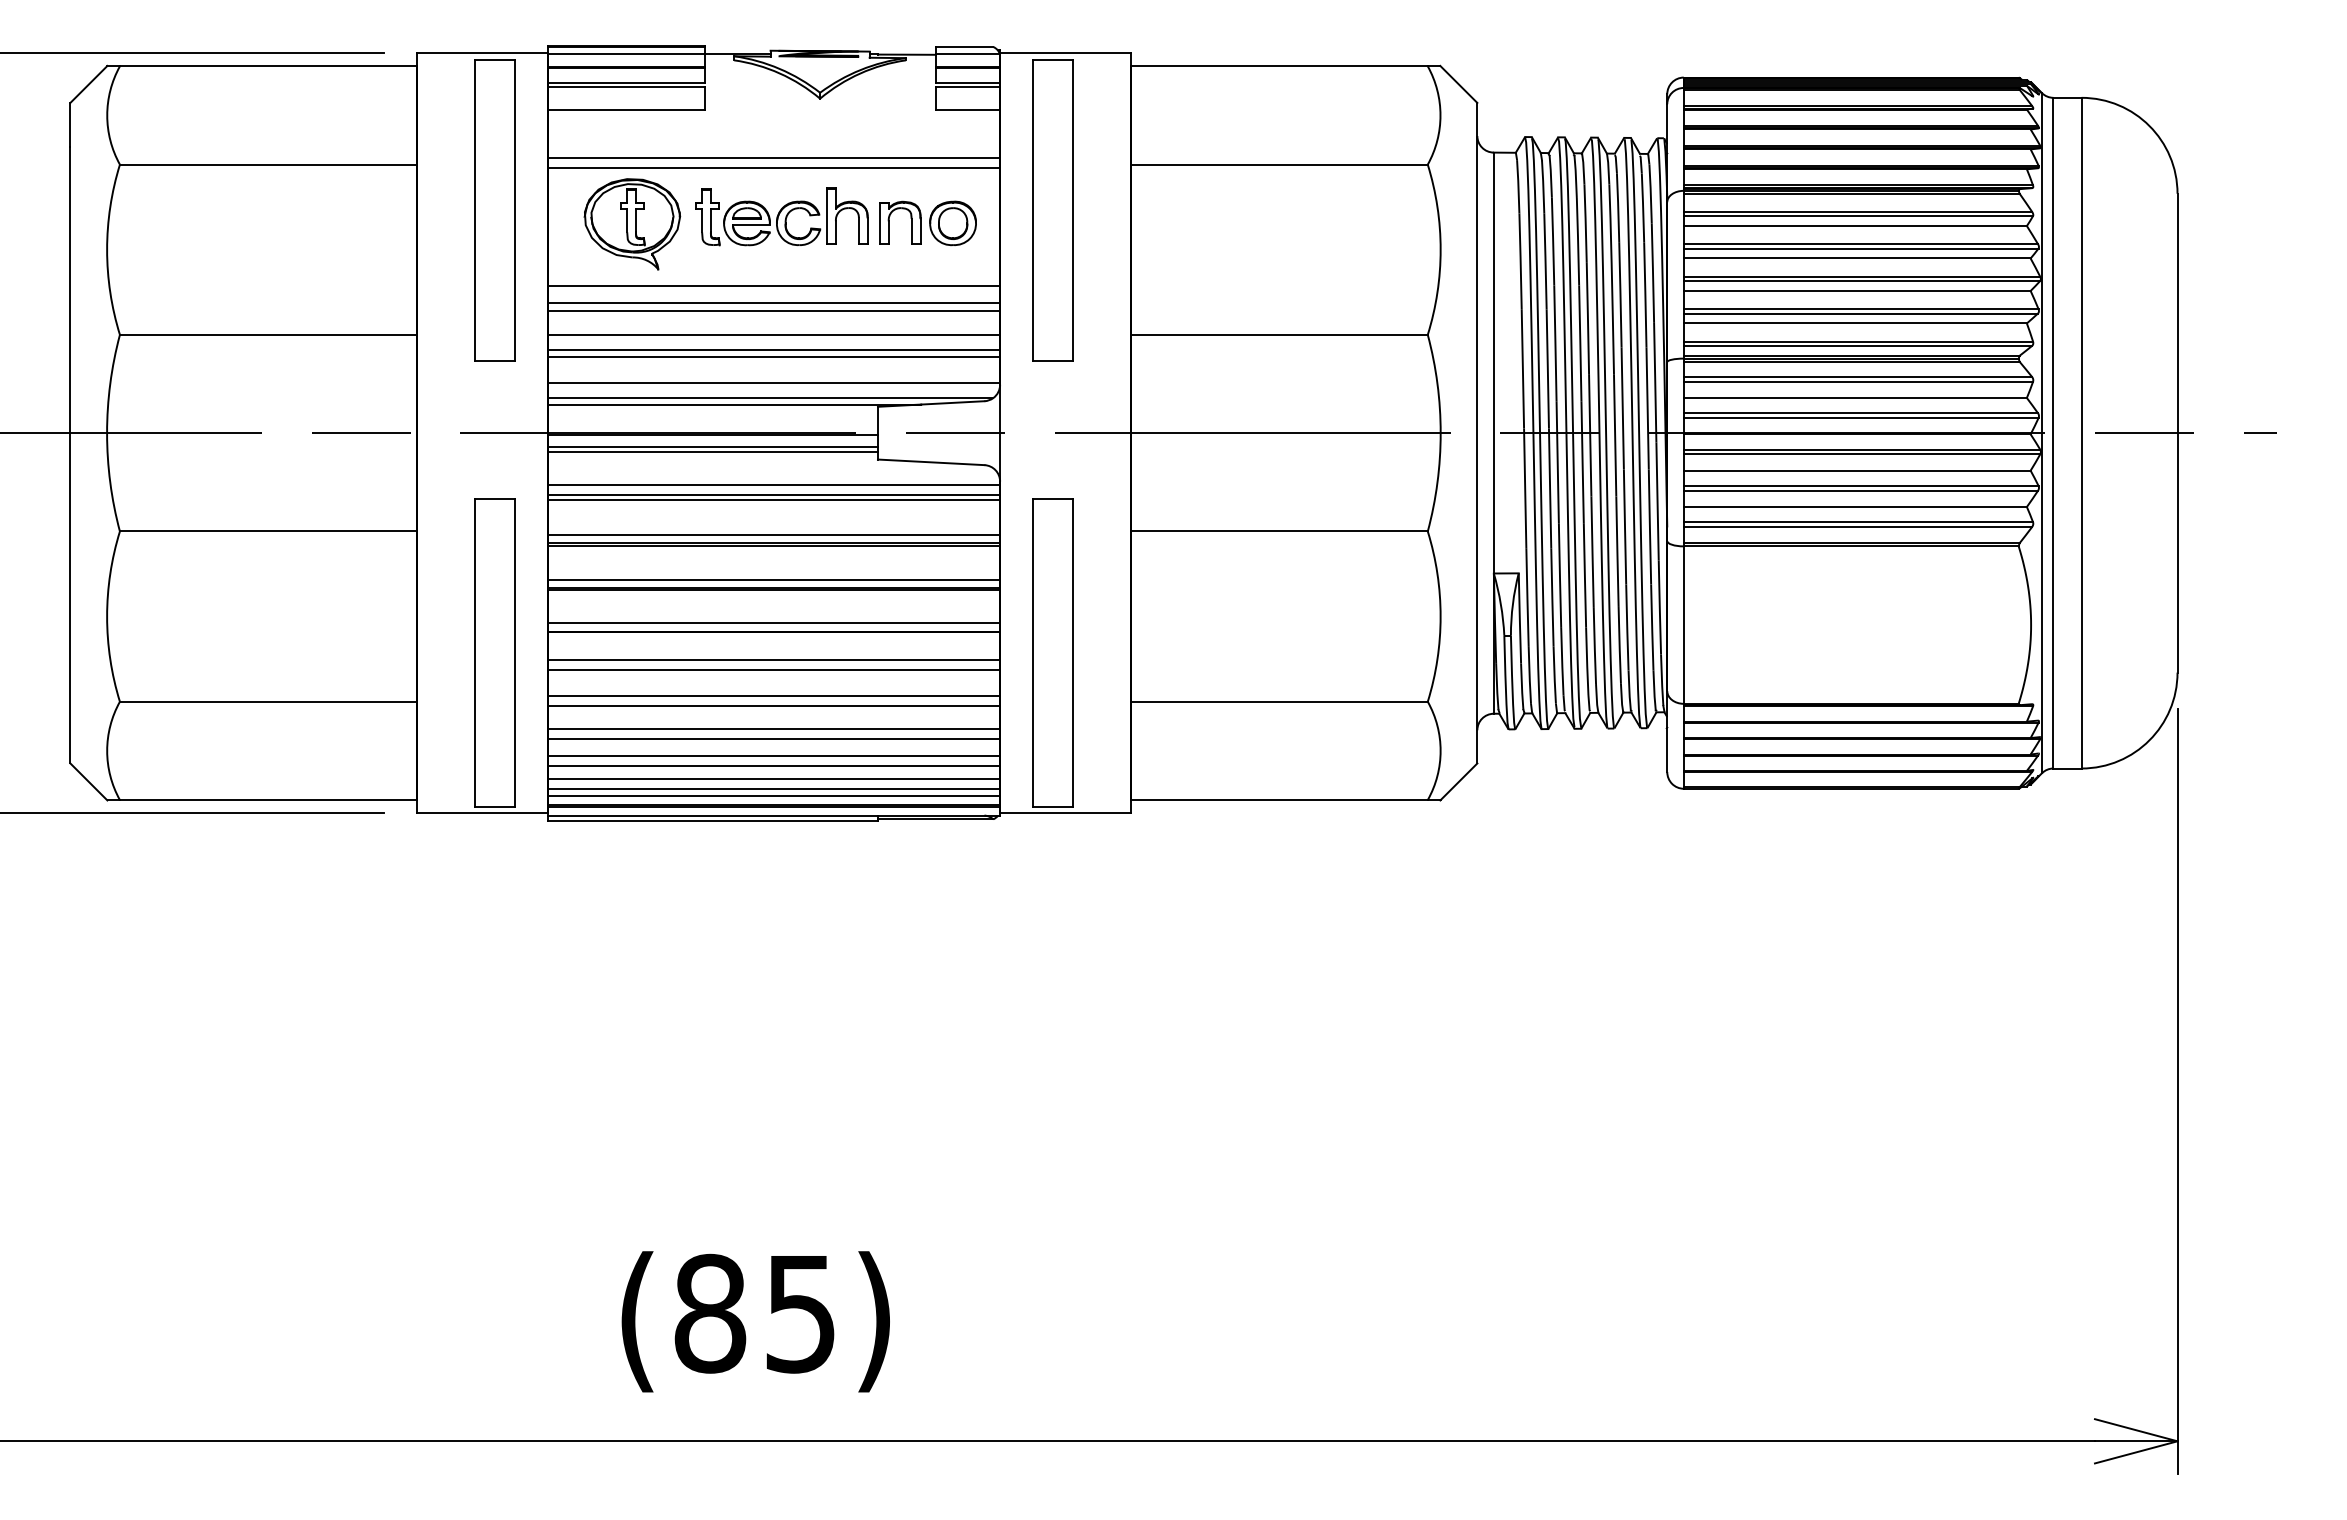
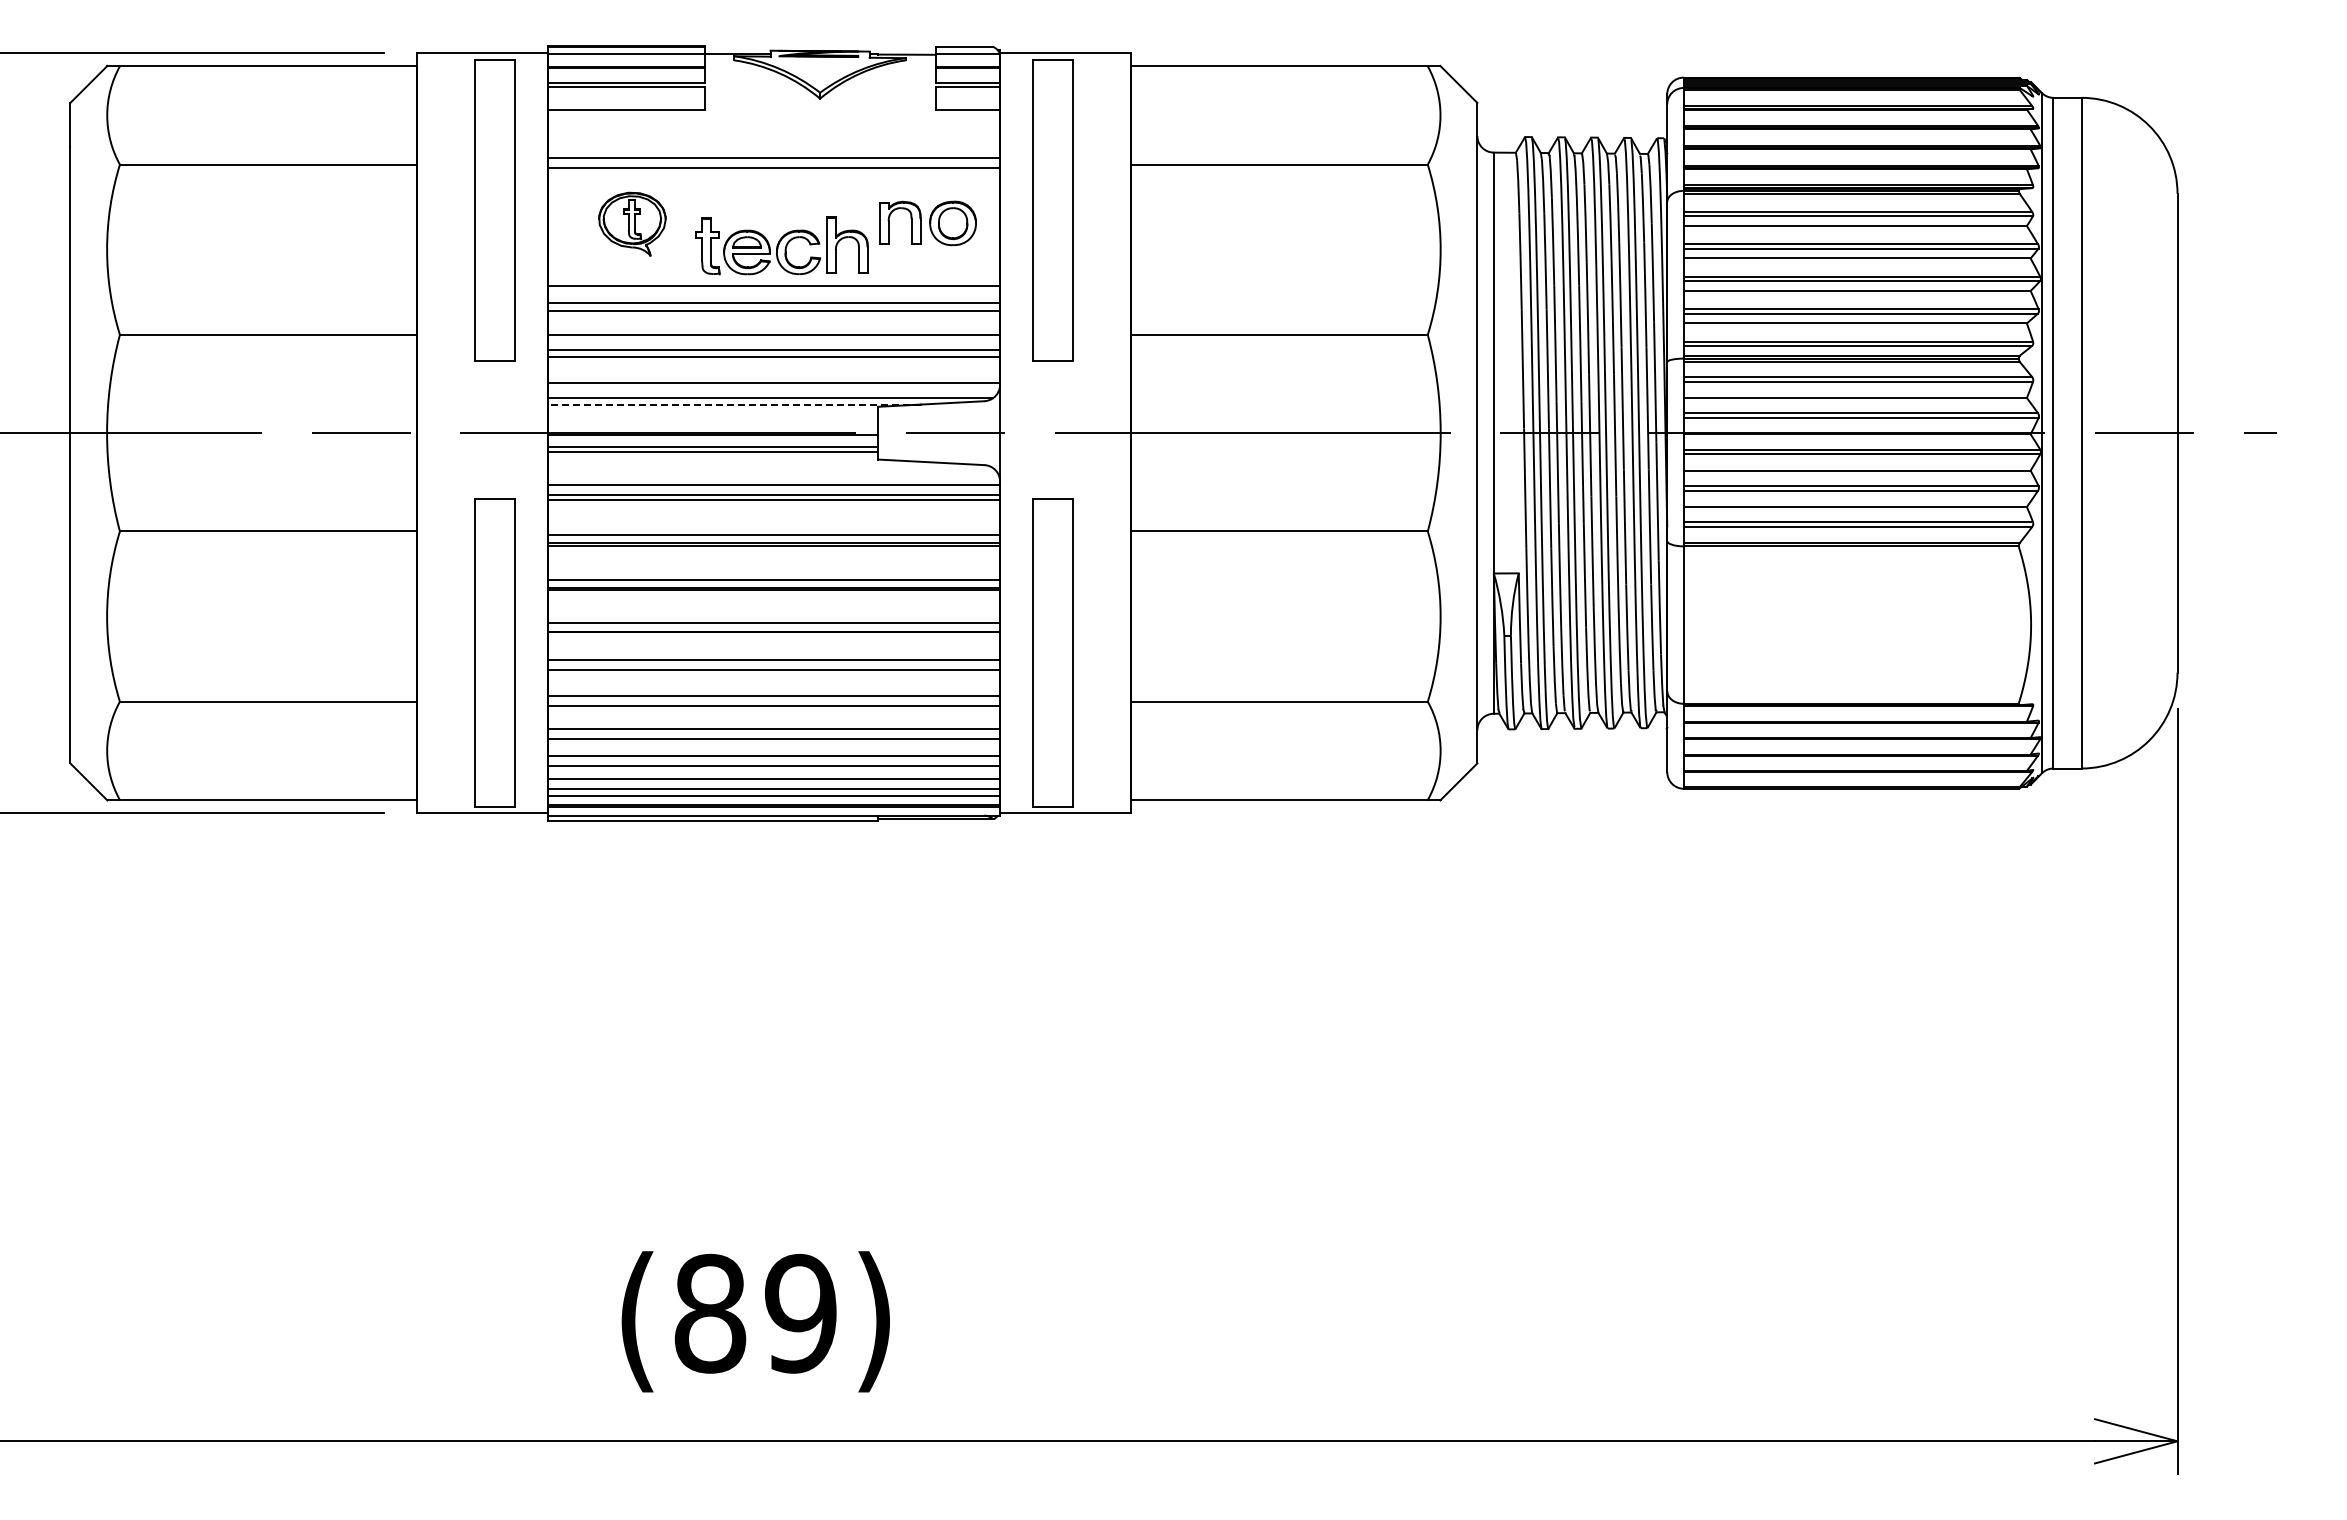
part position: (781, 216) -> (781, 245) (781, 245)
part size: 99x93 px -> 69x66 px (632, 223)
line: solid -> dashed (734, 404)
text: (85) -> (89) (800, 1313)
